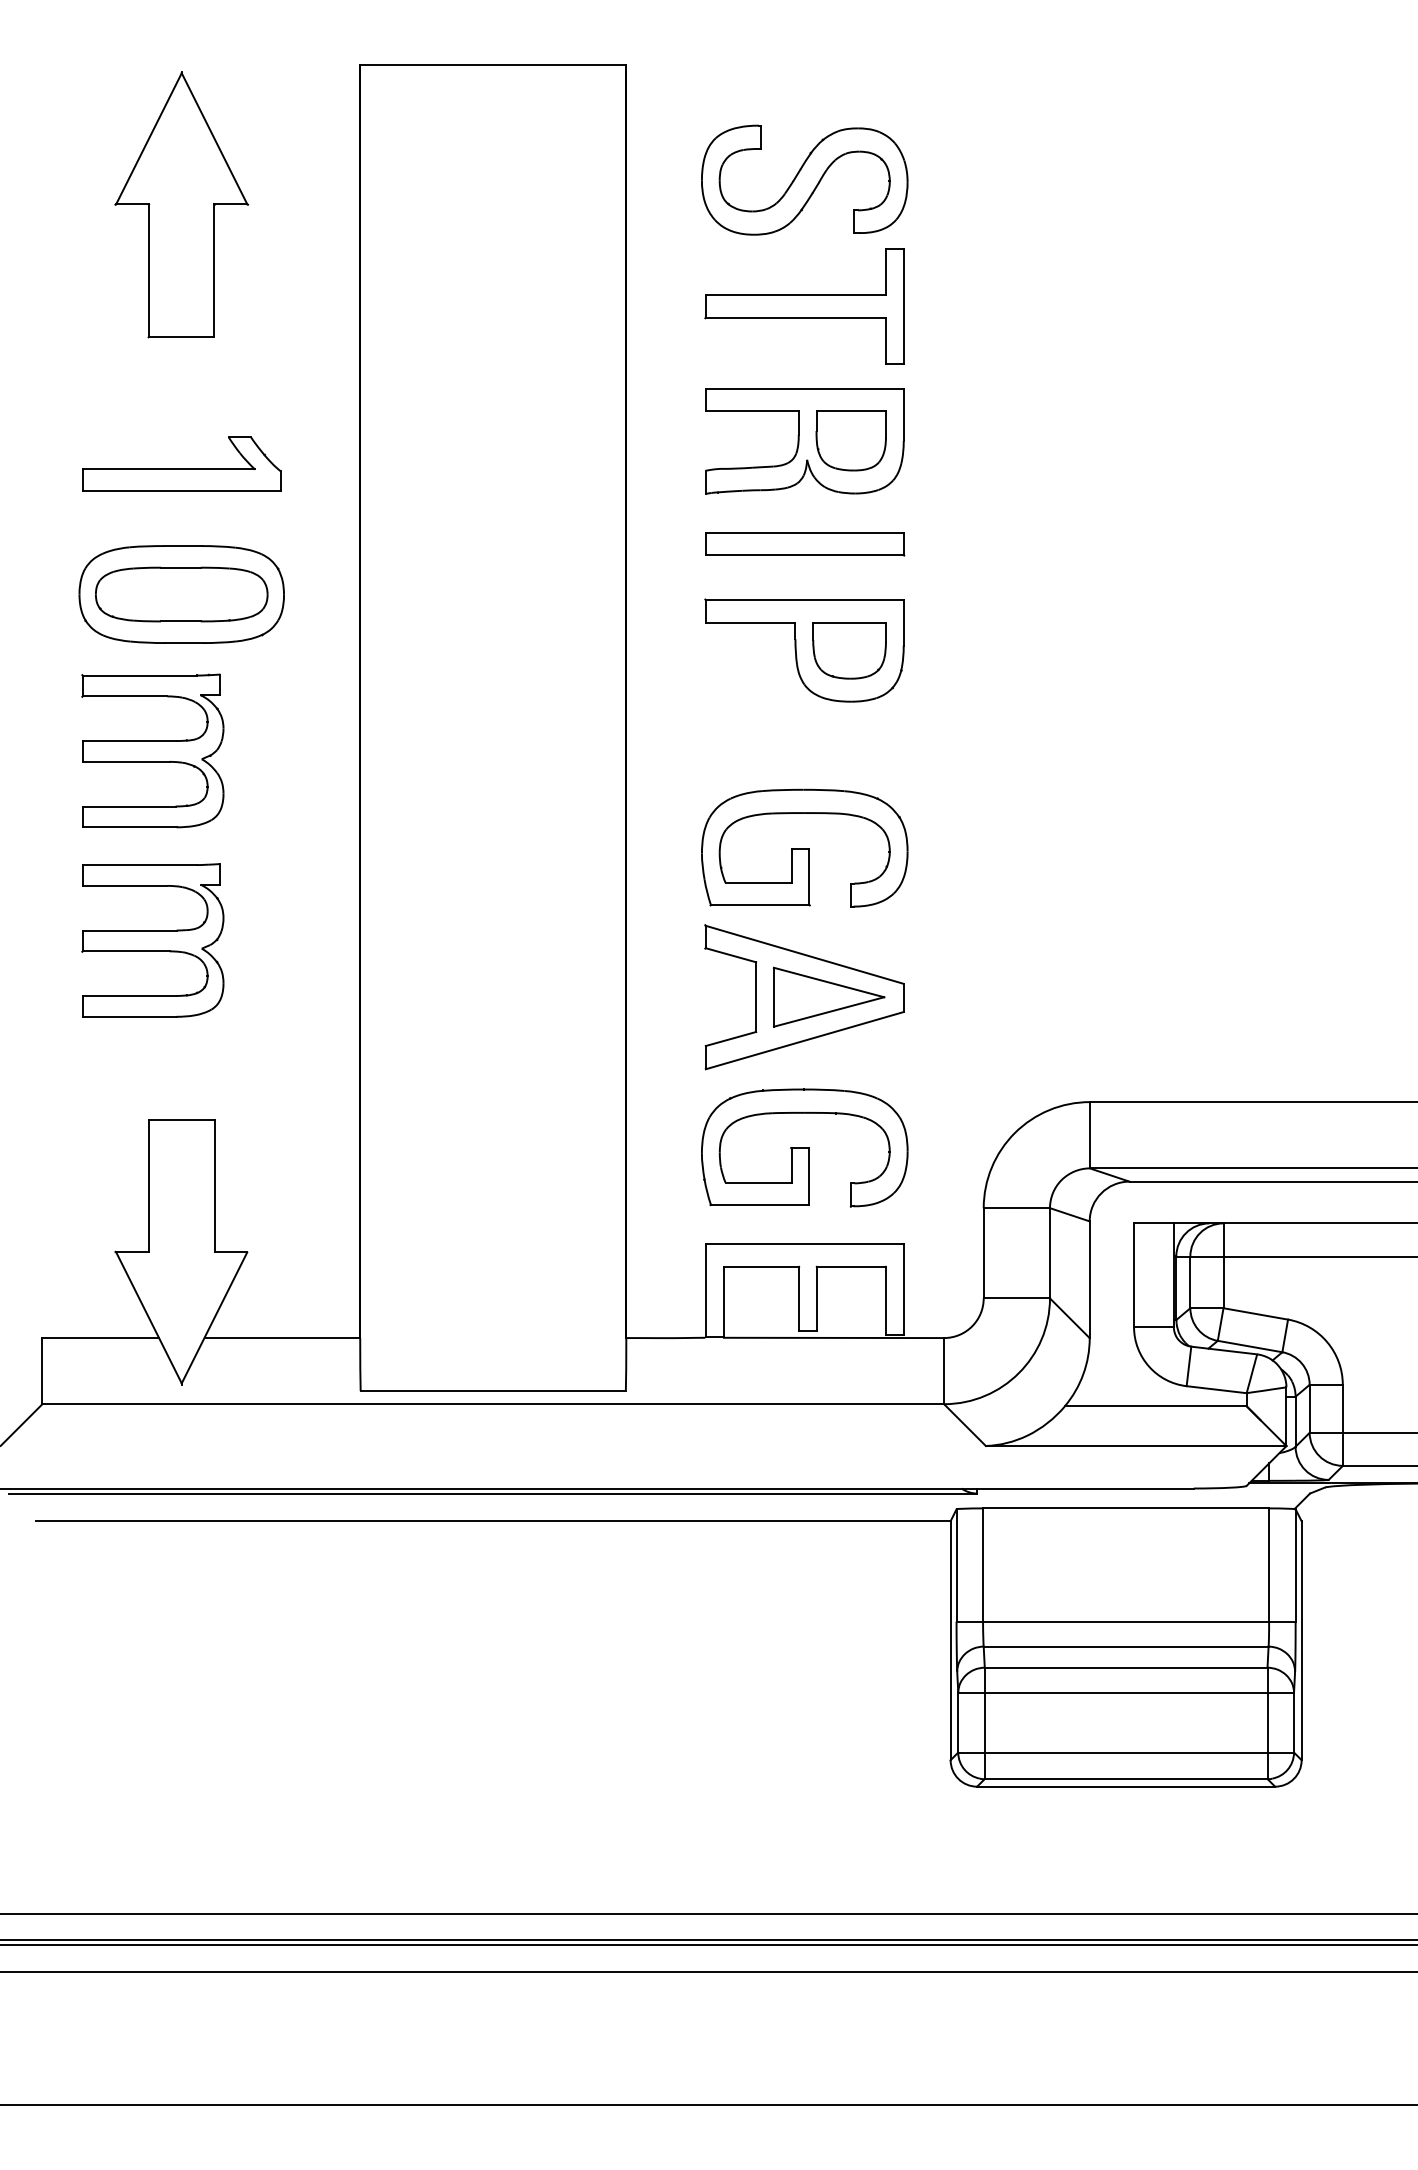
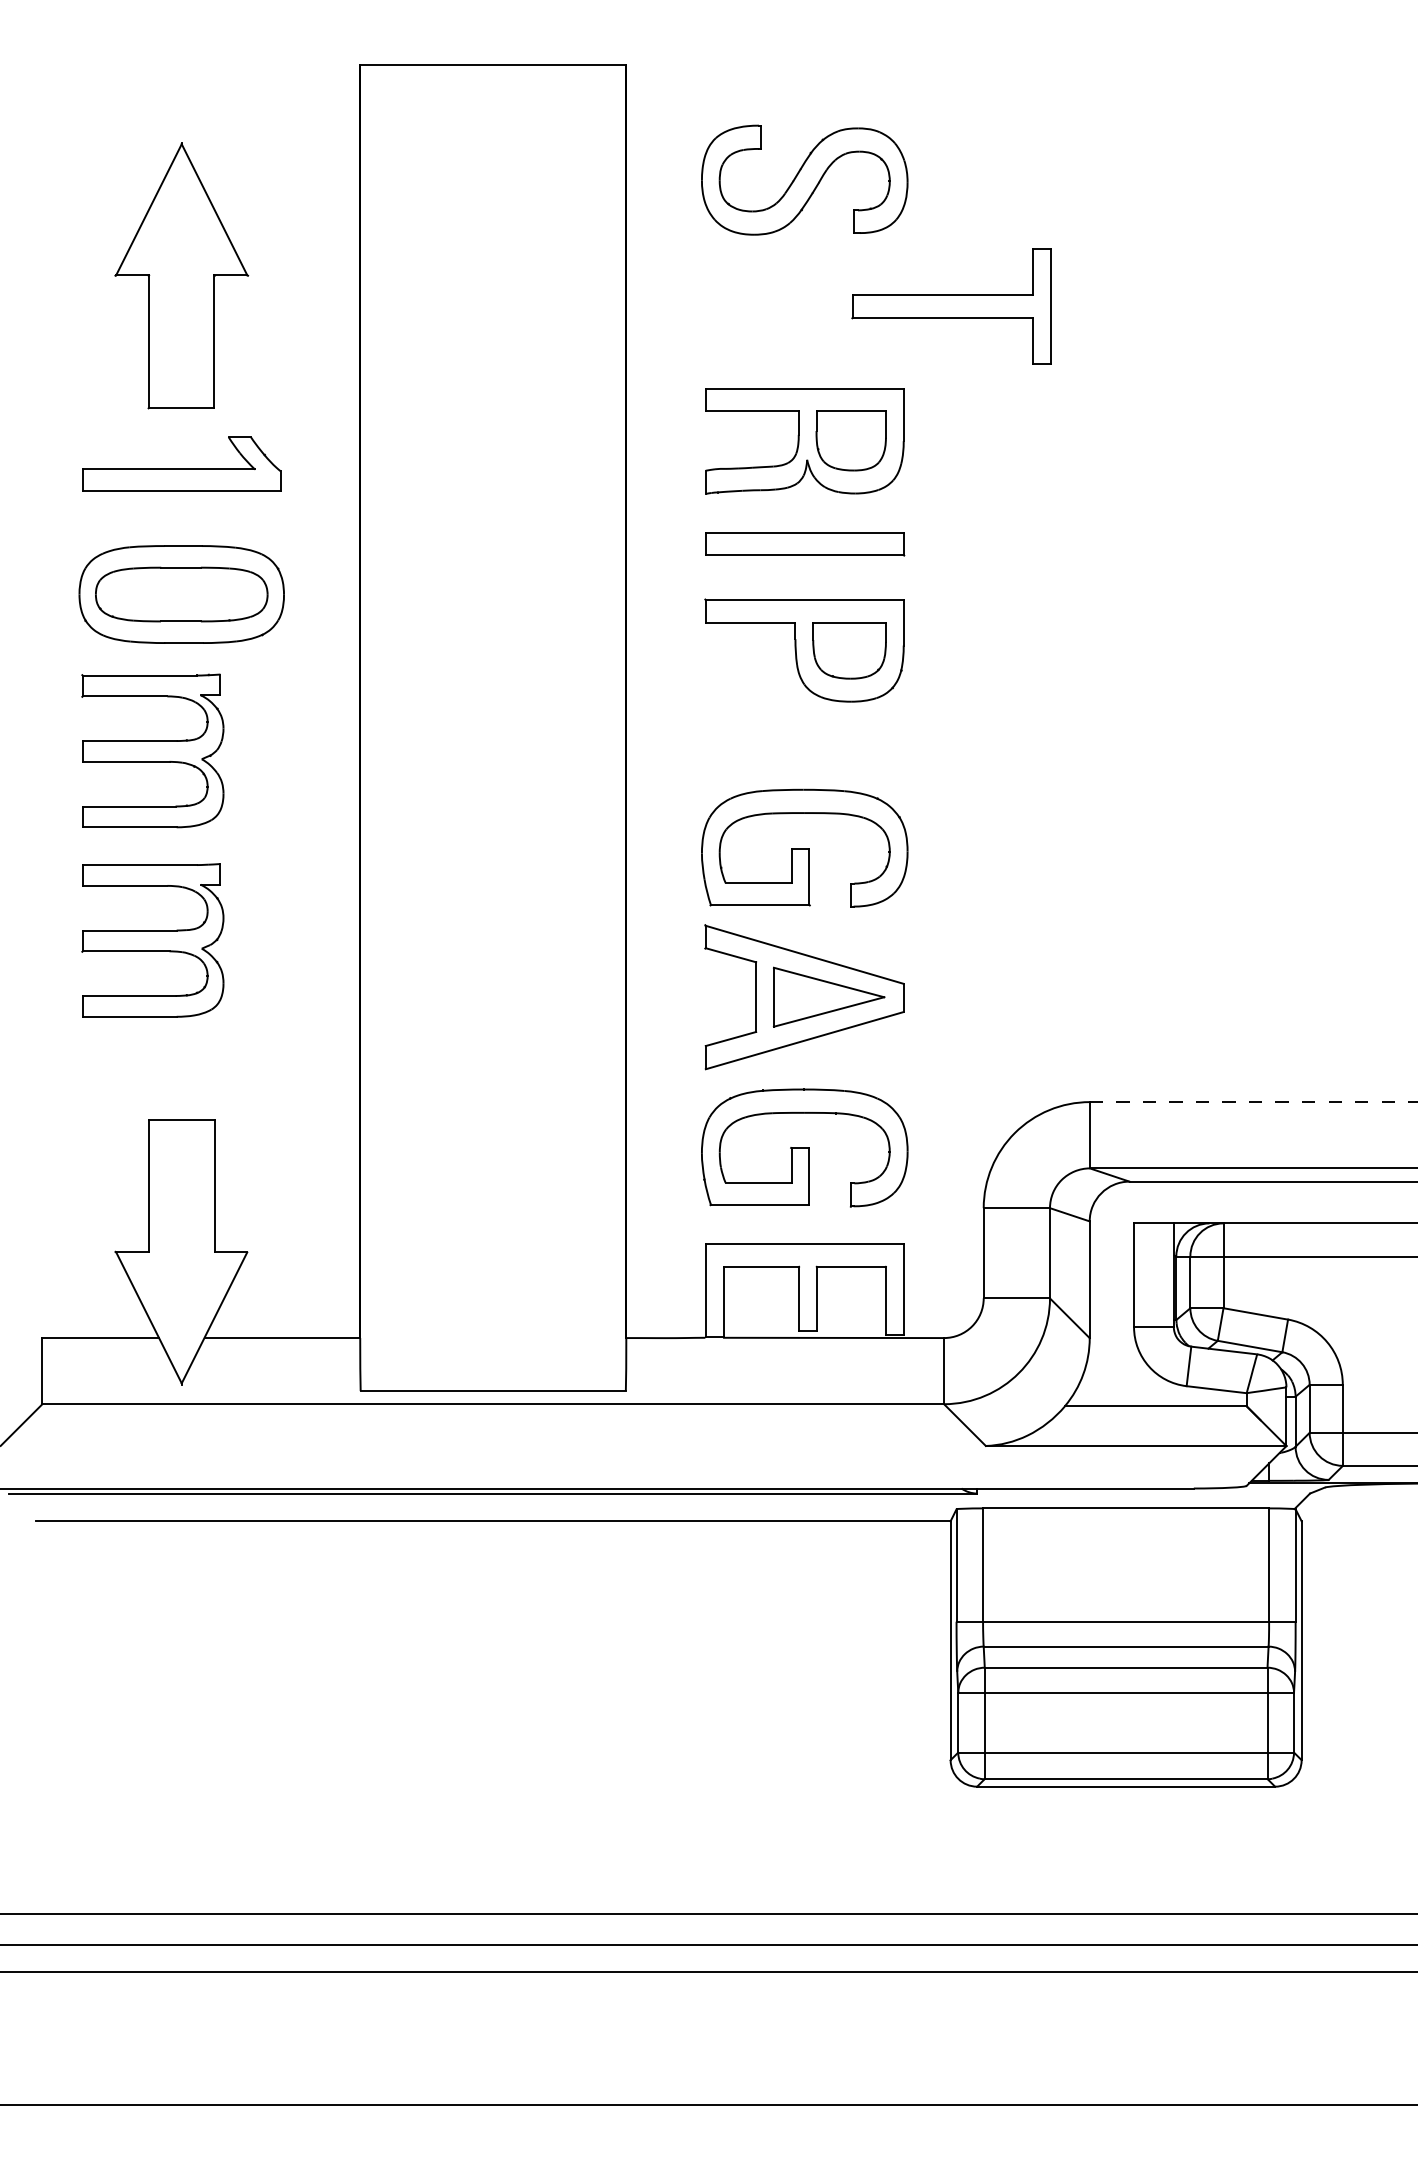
part position: (181, 204) -> (181, 275) (181, 275)
part position: (804, 306) -> (951, 306) (951, 306)
line: solid -> dashed (1253, 1102)
line: present -> none (708, 1940)
